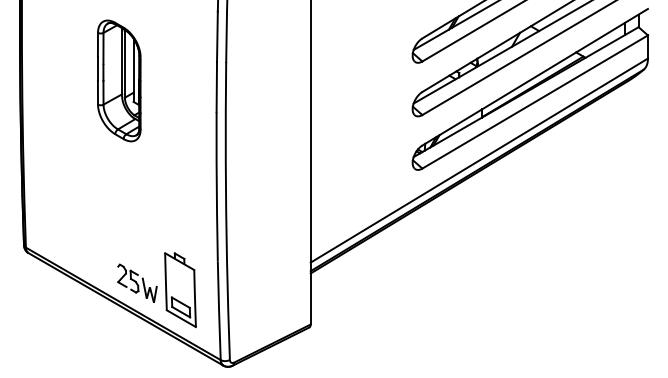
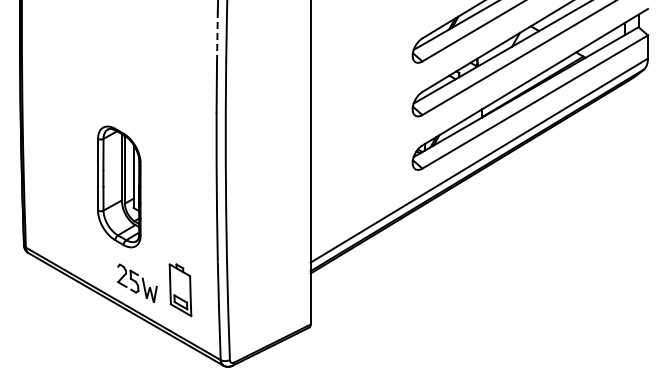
line: solid -> dashed (217, 36)
part position: (119, 80) -> (119, 186) (119, 186)
part size: 33x77 px -> 25x55 px (180, 290)
